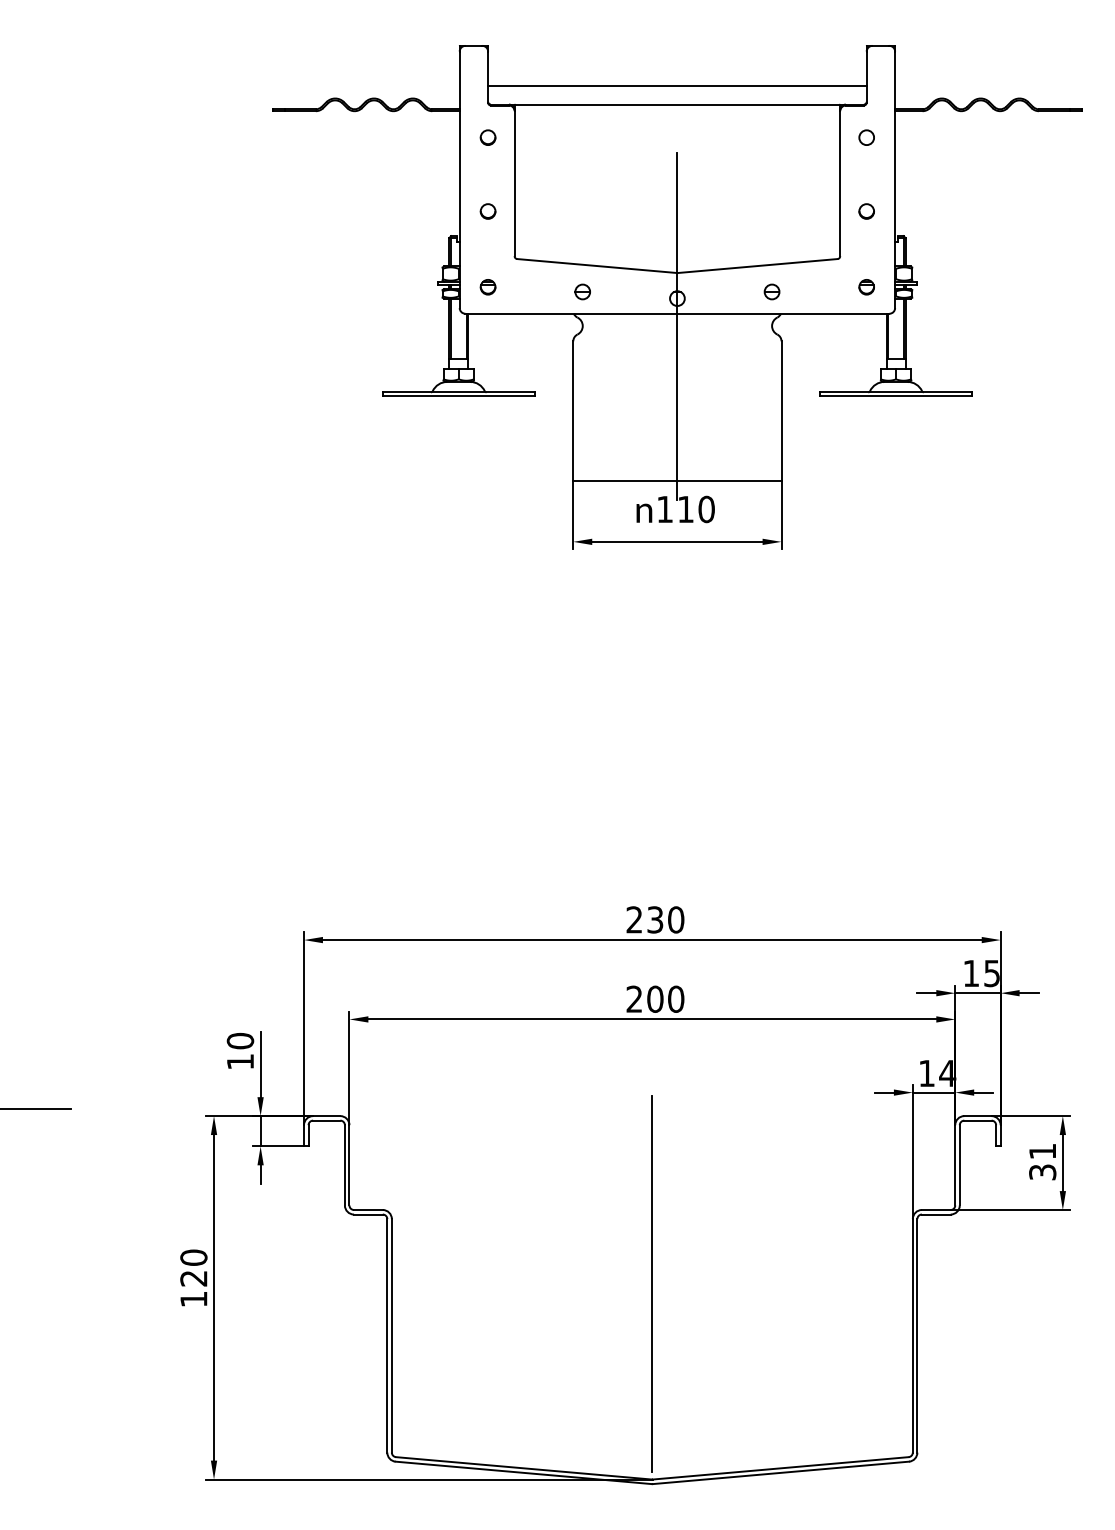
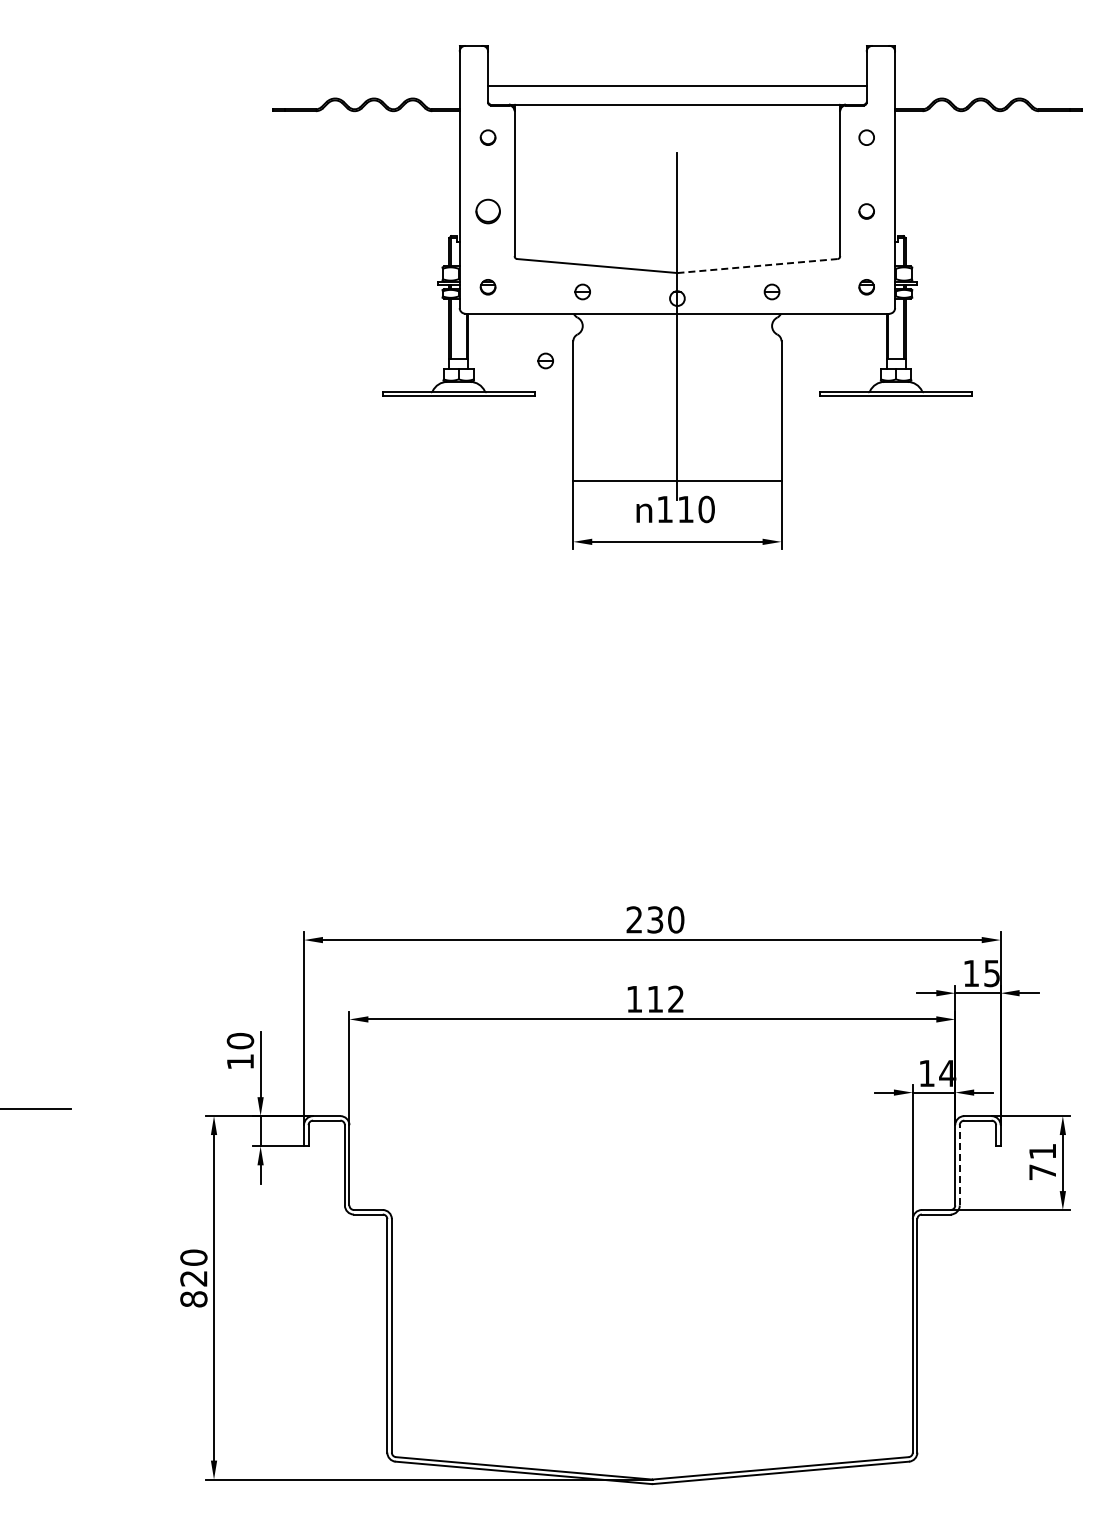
part size: 18x17 px -> 26x27 px (487, 211)
line: solid -> dashed (758, 266)
part: none -> present (545, 360)
text: 200 -> 112 (655, 998)
line: solid -> dashed (959, 1164)
text: 31 -> 71 (1042, 1172)
line: present -> none (652, 1283)
text: 120 -> 820 (193, 1299)
